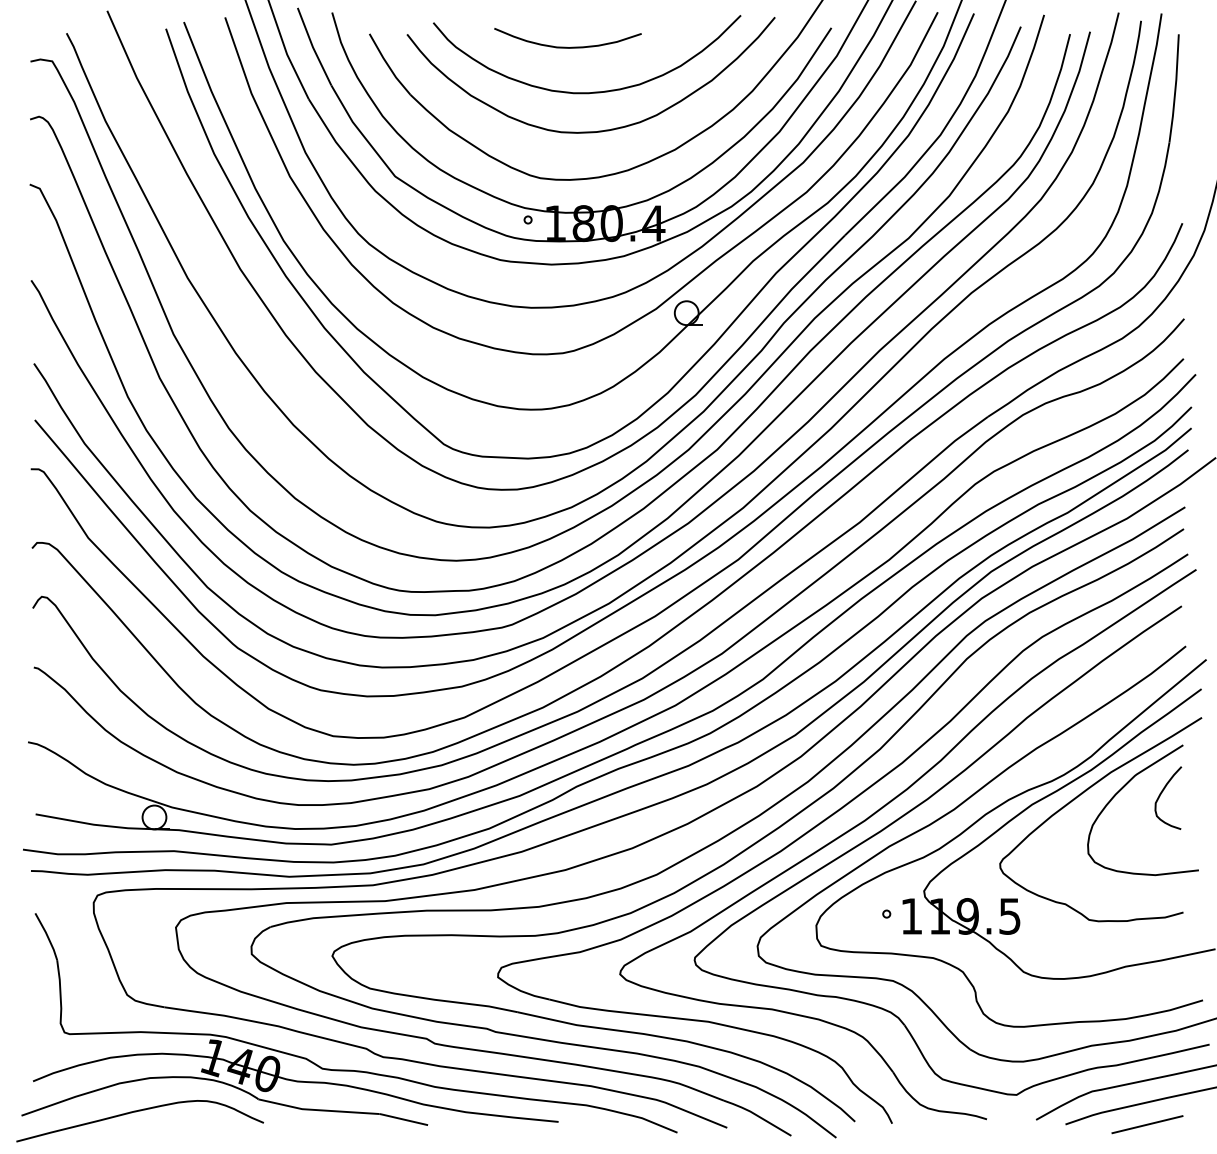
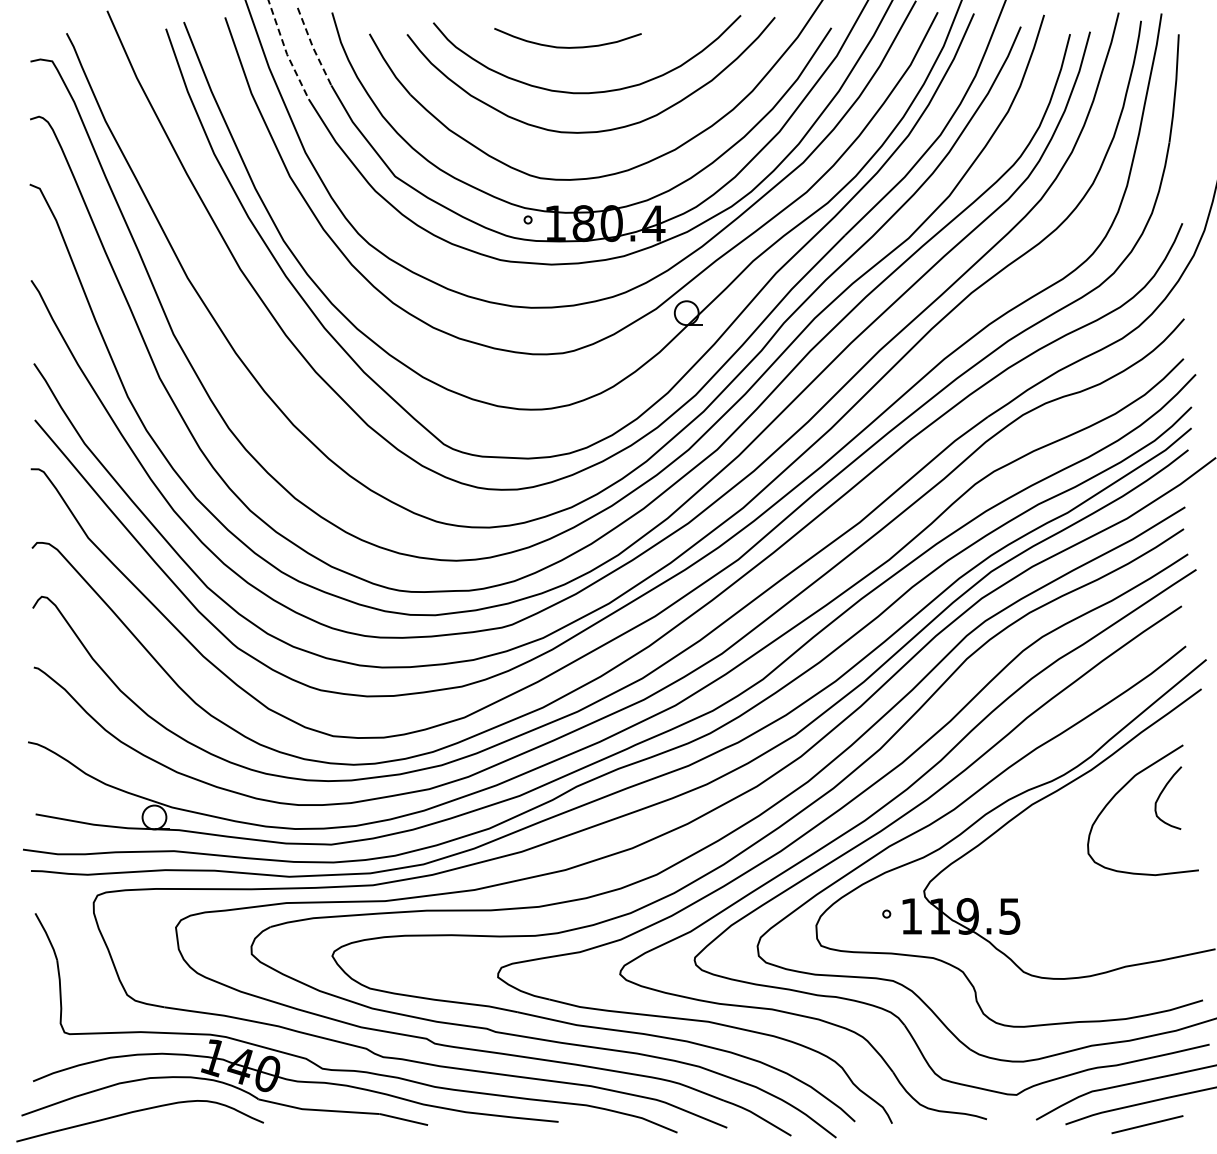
line: solid -> dashed (313, 47)
line: solid -> dashed (286, 51)
curve: present -> none (1082, 794)
